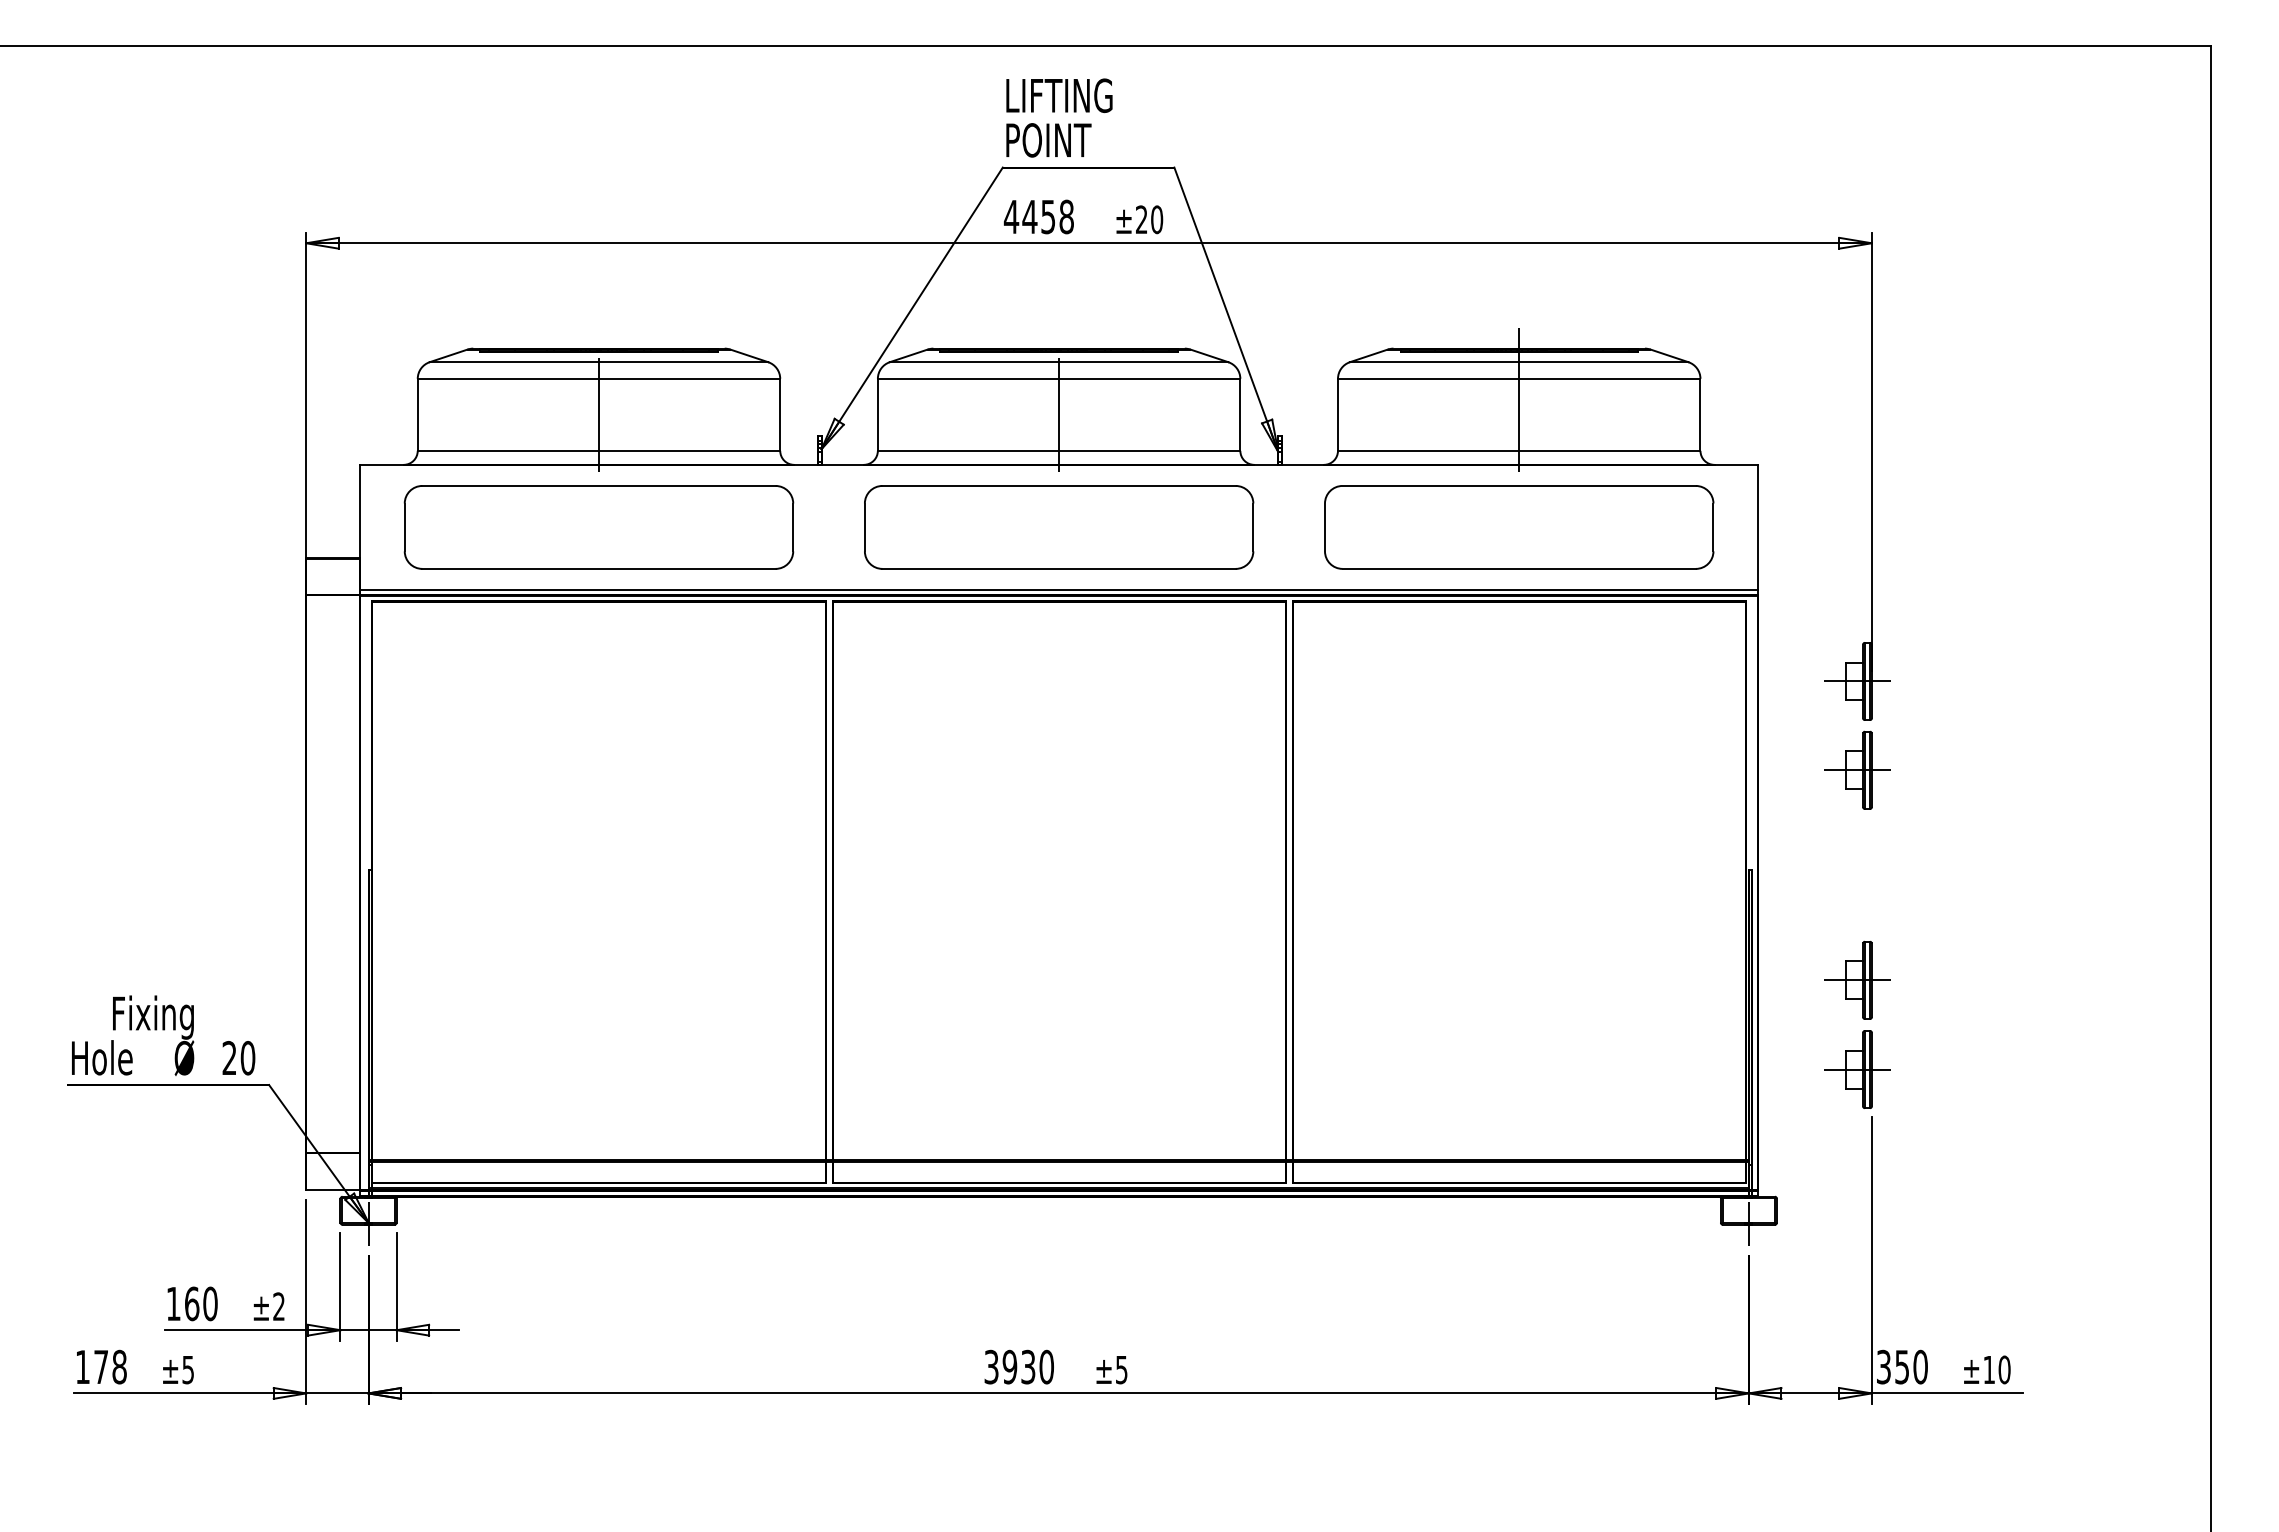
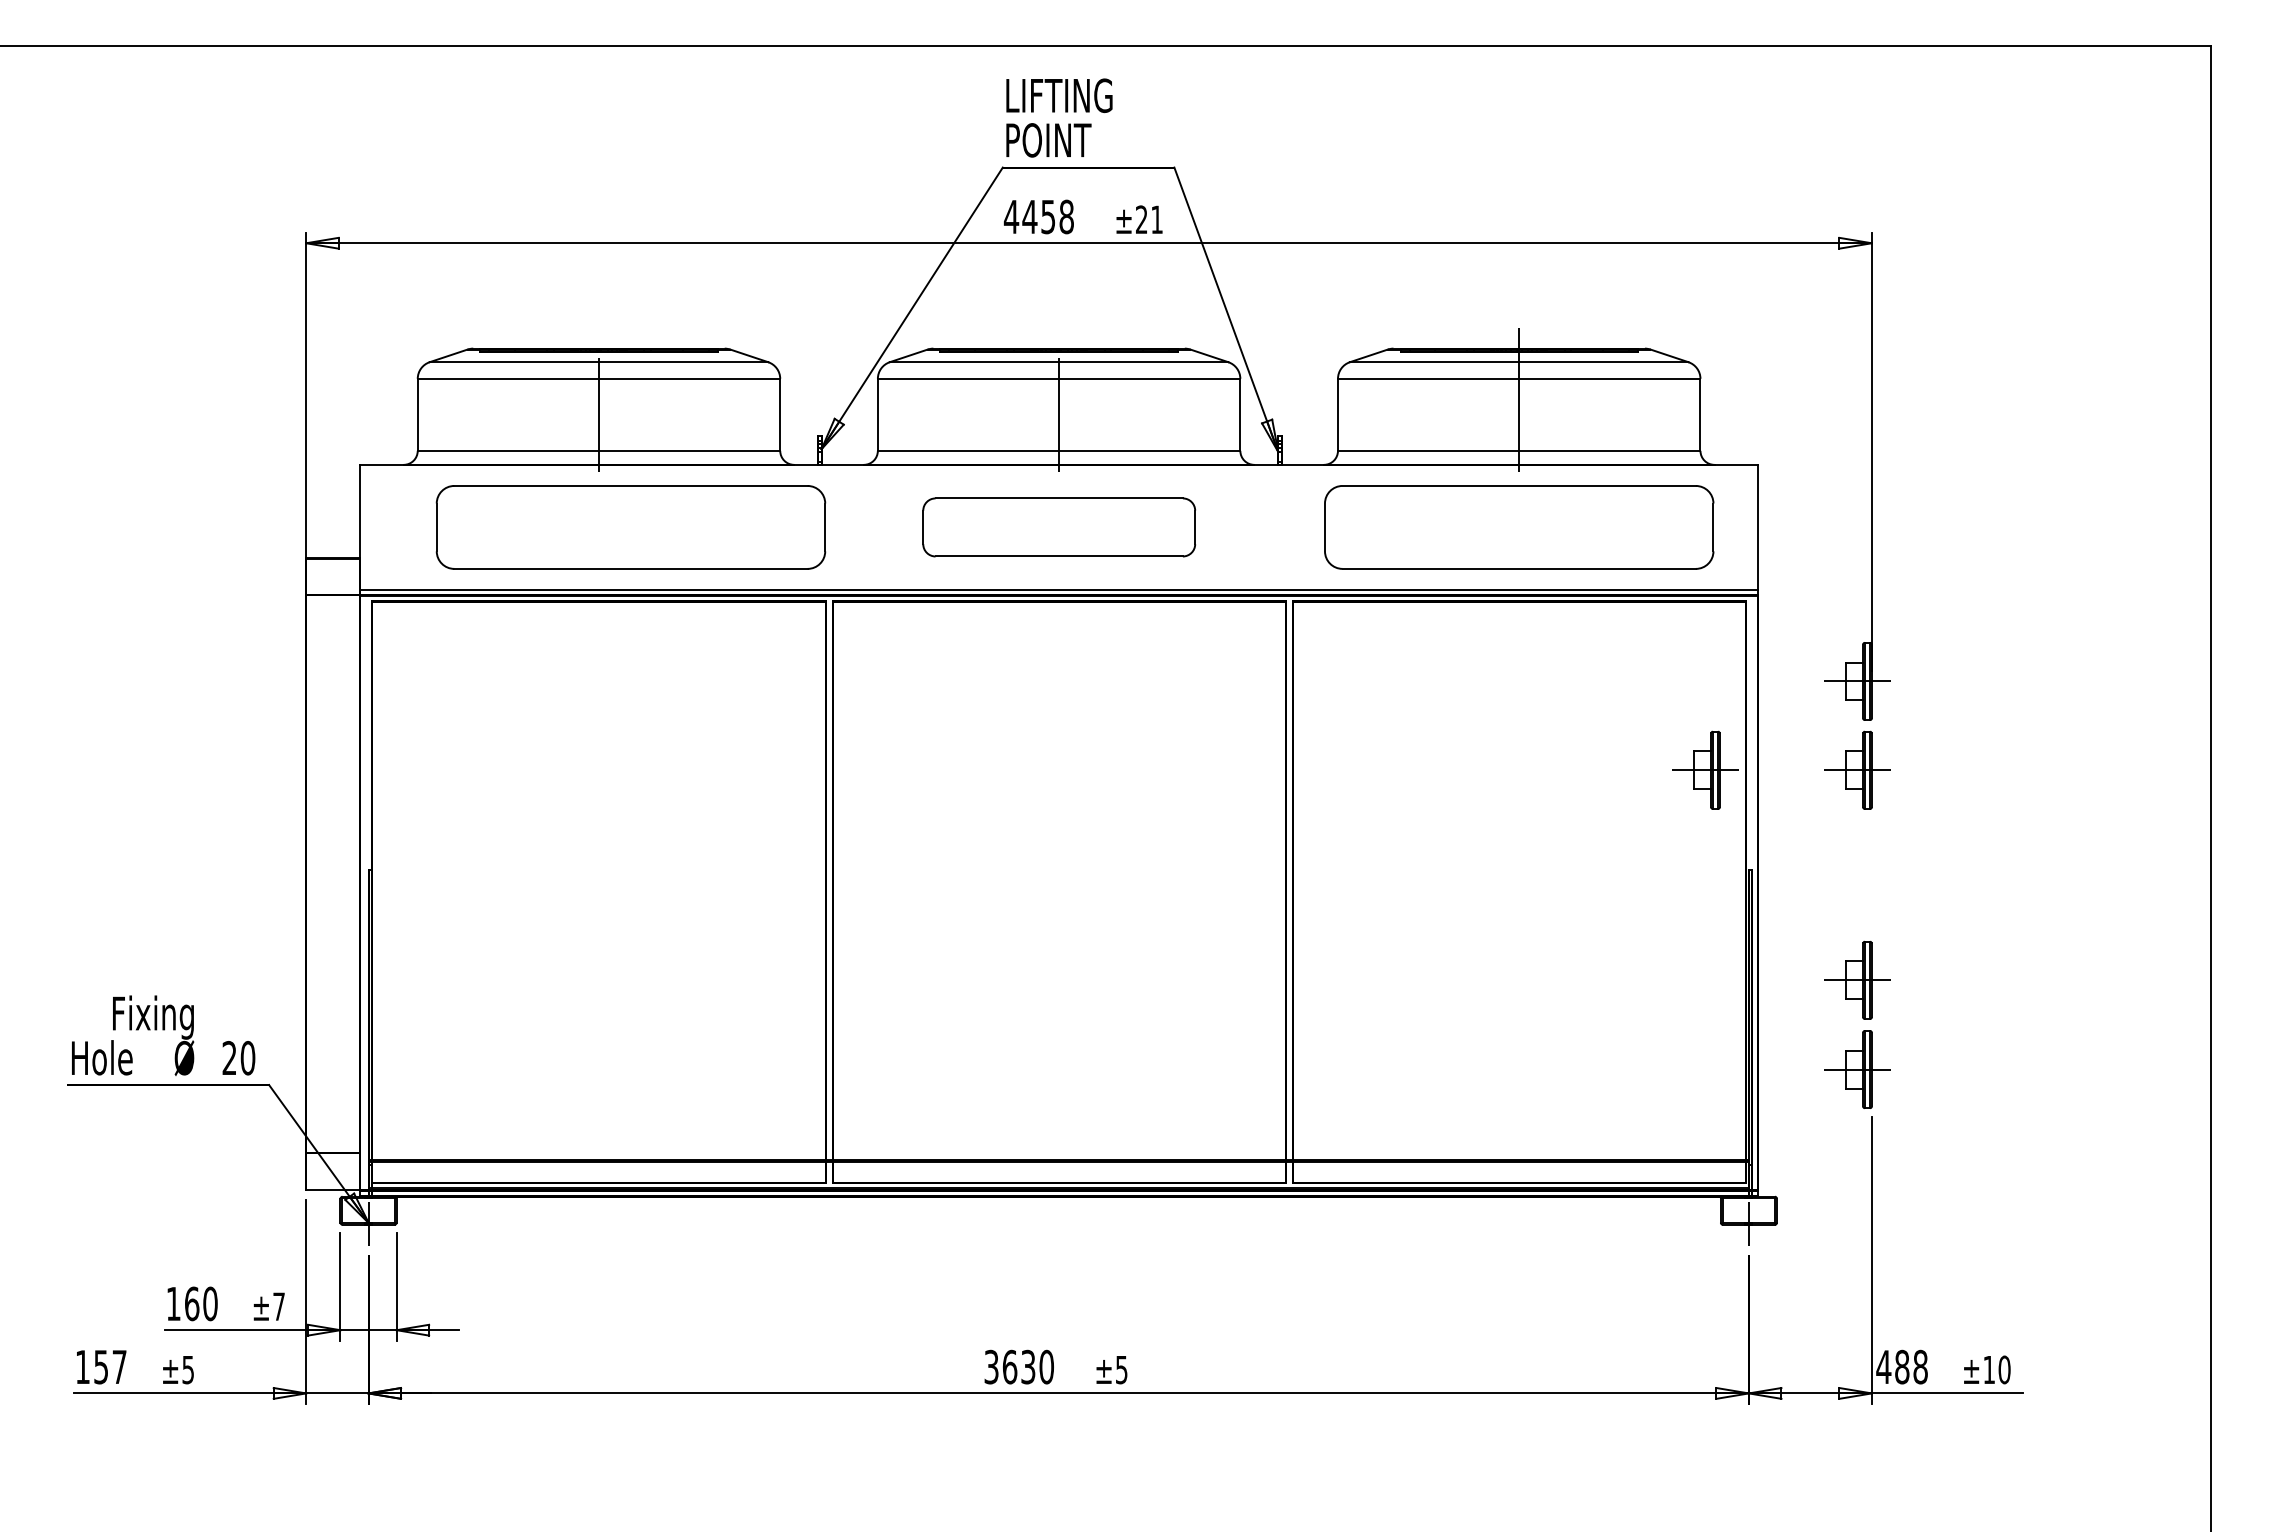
text: ±20 -> ±21 (1157, 219)
part position: (598, 527) -> (630, 527) (630, 527)
part size: 391x85 px -> 274x61 px (1058, 527)
part: none -> present (1705, 769)
text: ±2 -> ±7 (278, 1306)
text: 178 -> 157 (110, 1366)
text: 3930 -> 3630 (1009, 1366)
text: 350 -> 488 (1901, 1366)
